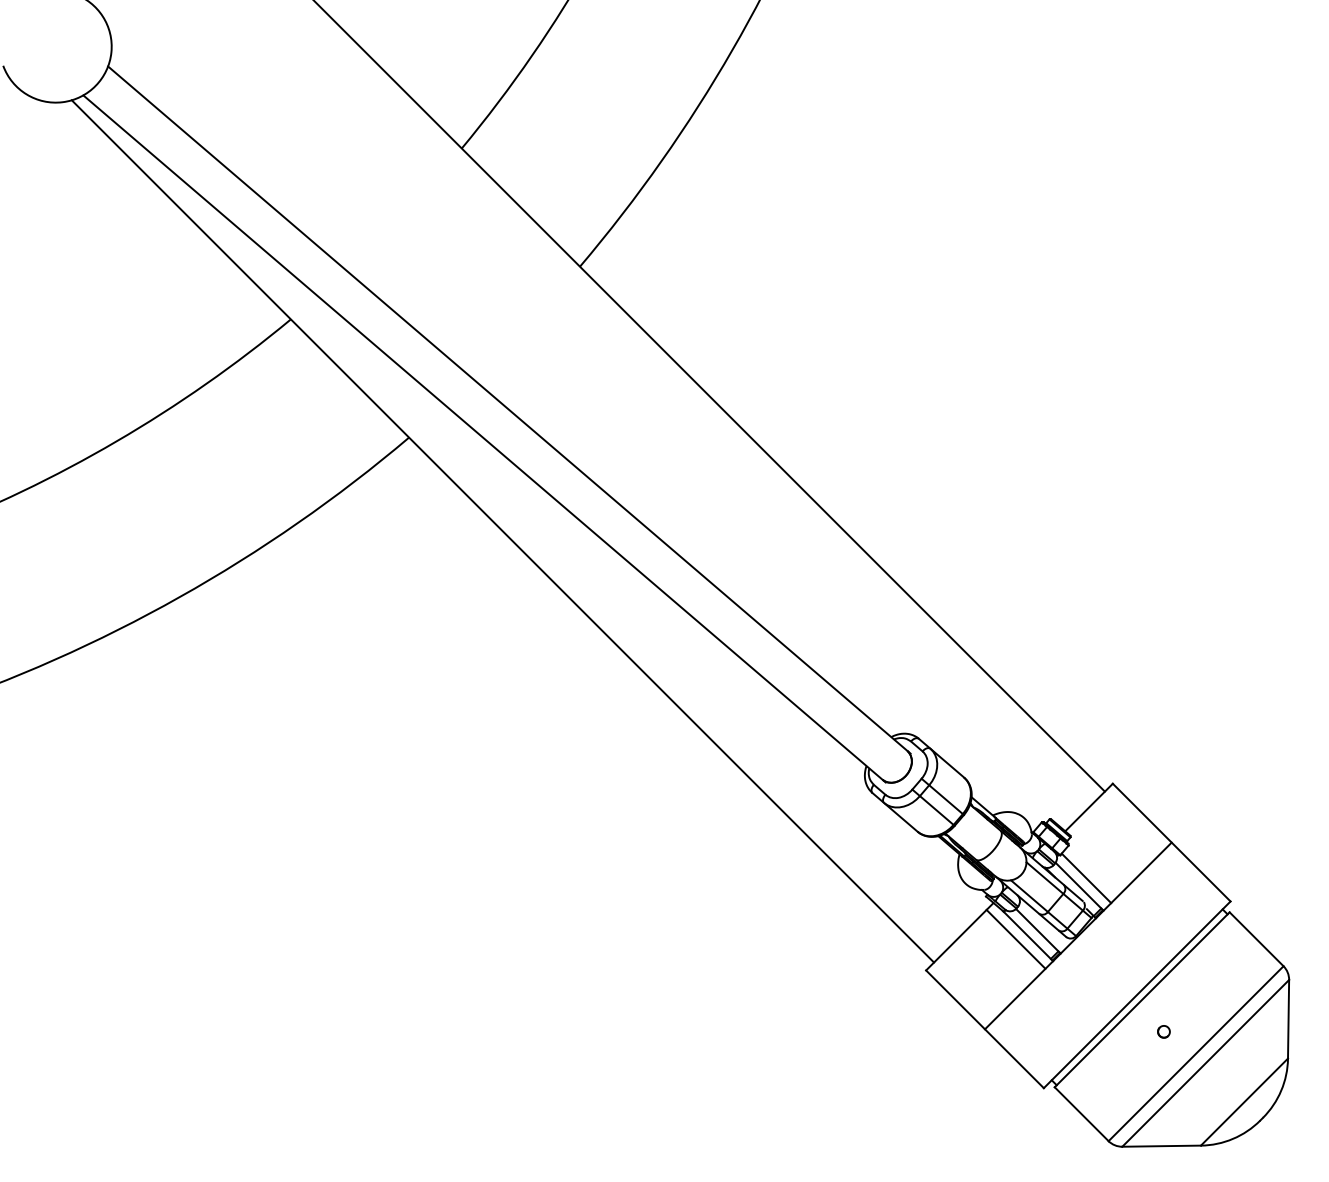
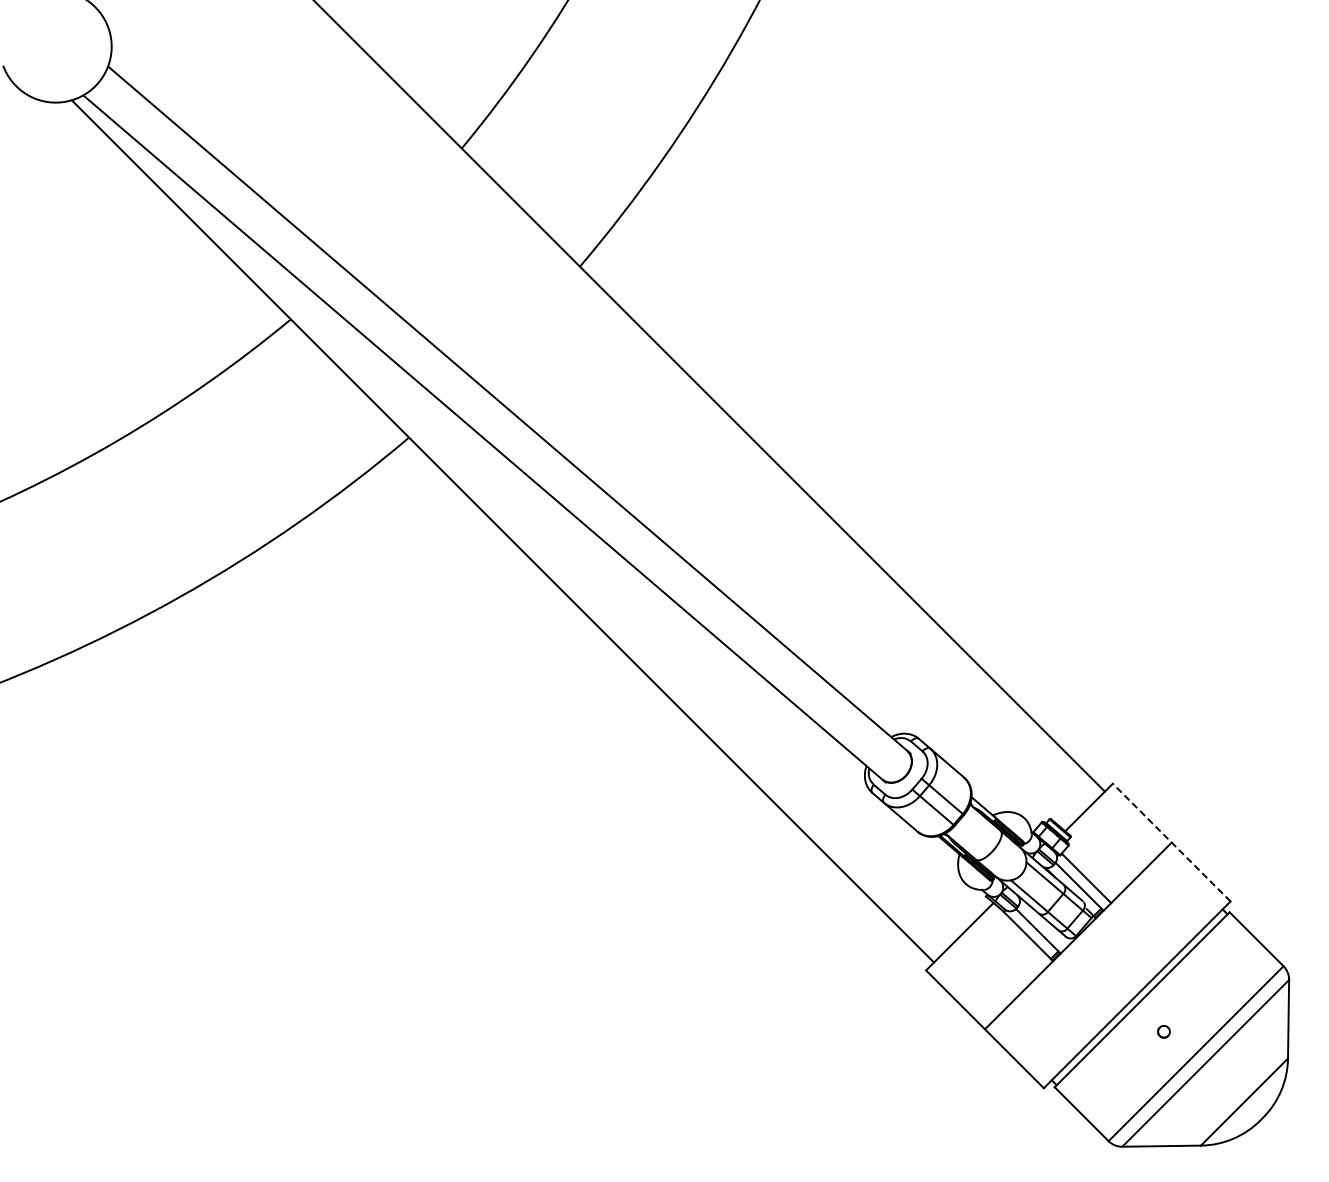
line: solid -> dashed (1171, 842)
line: present -> none (1015, 938)
